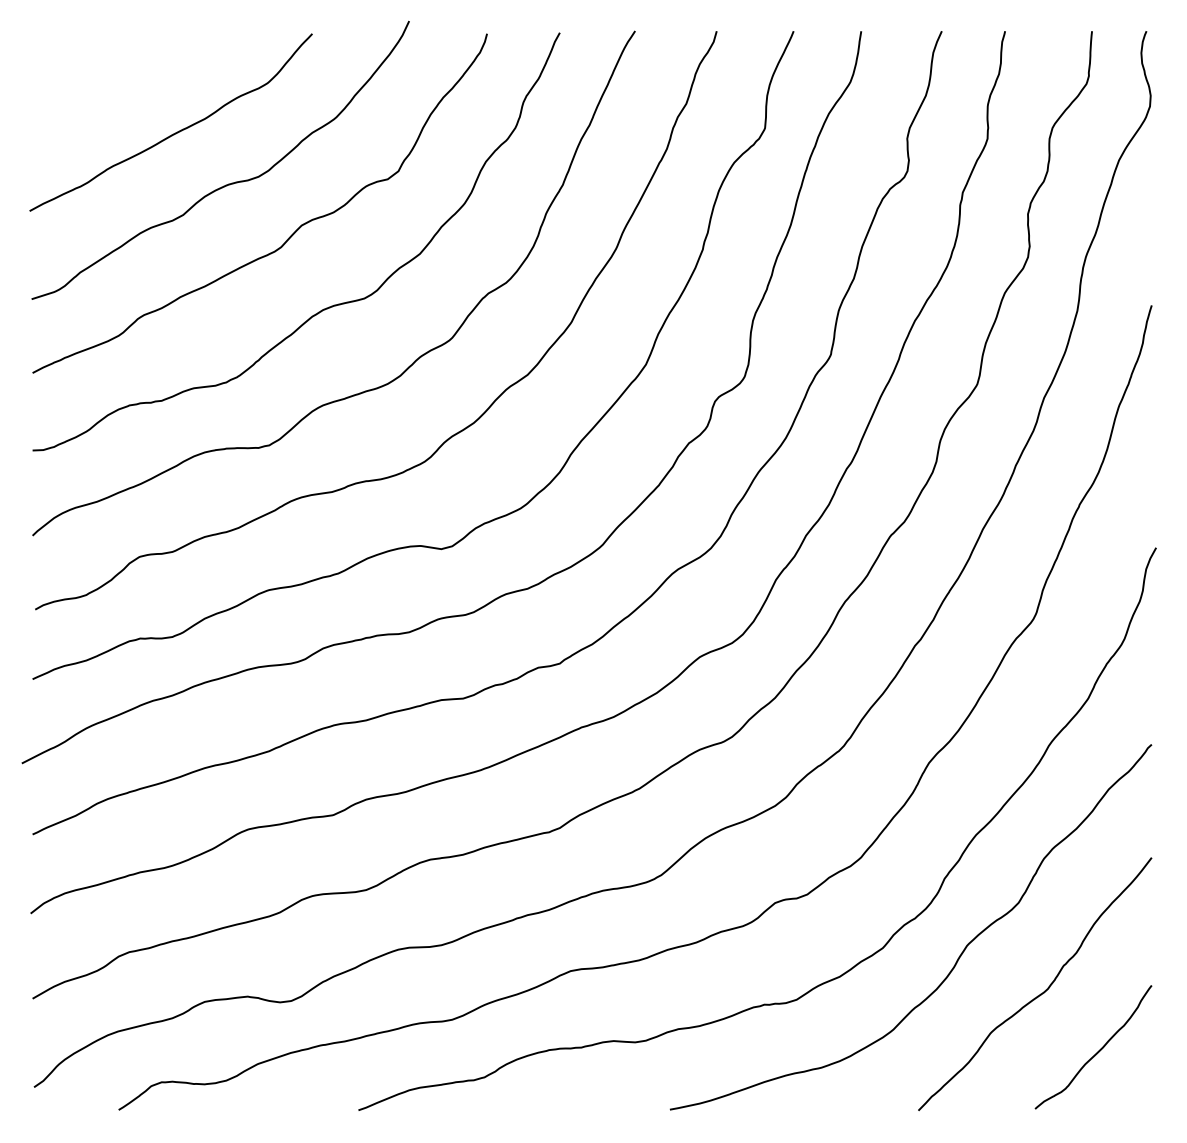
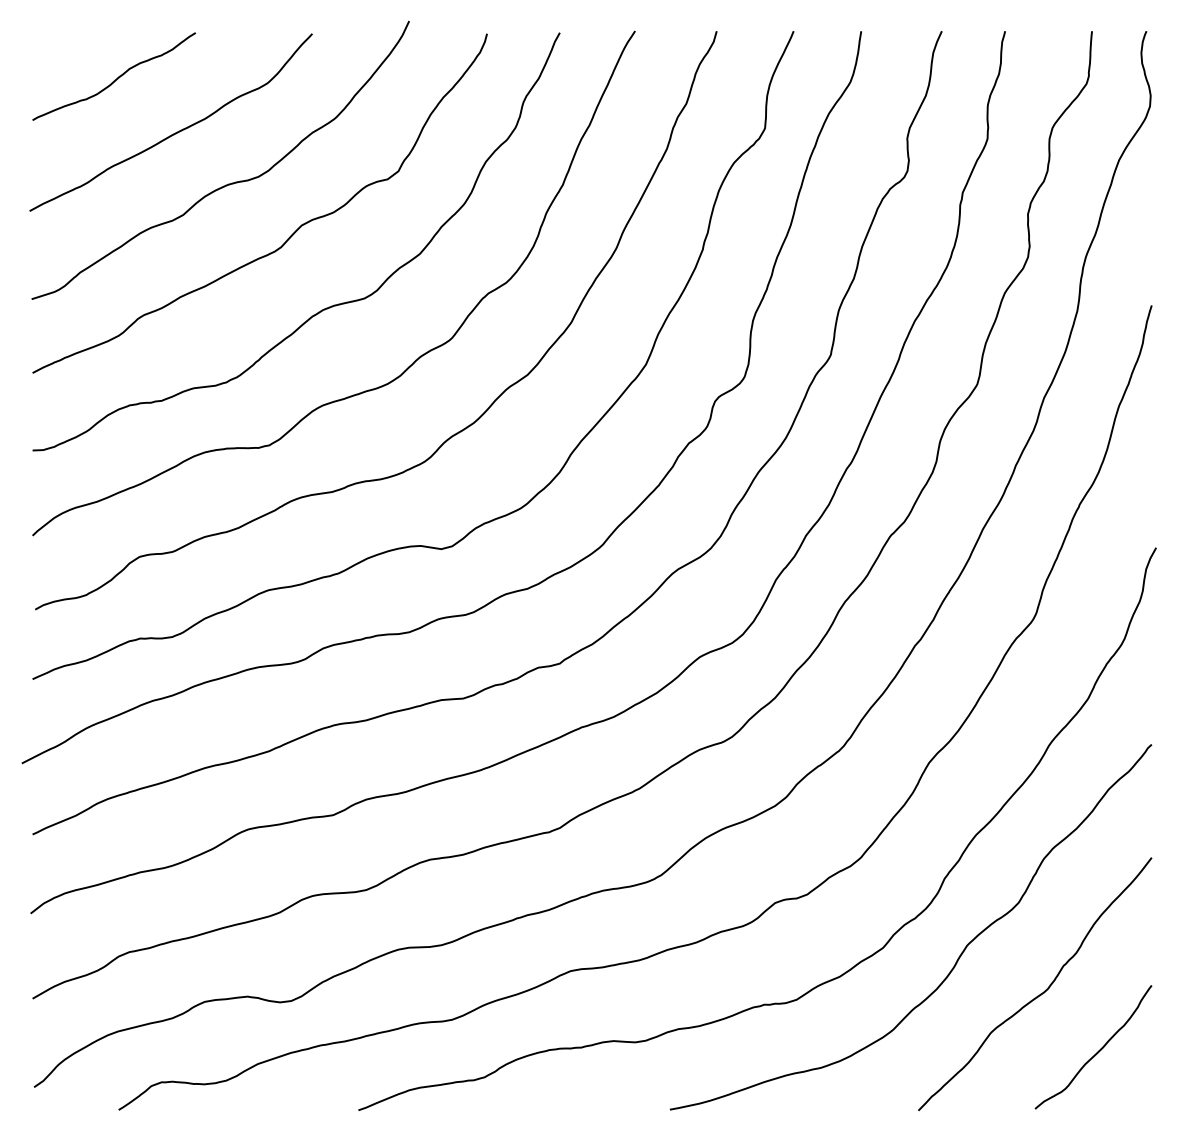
curve: none -> present (116, 78)
